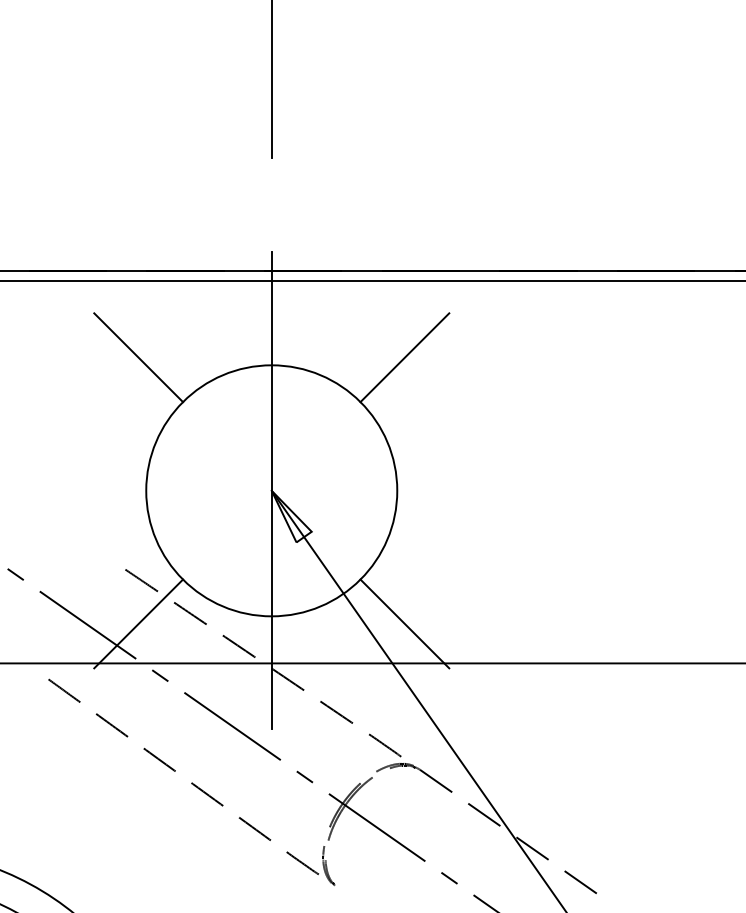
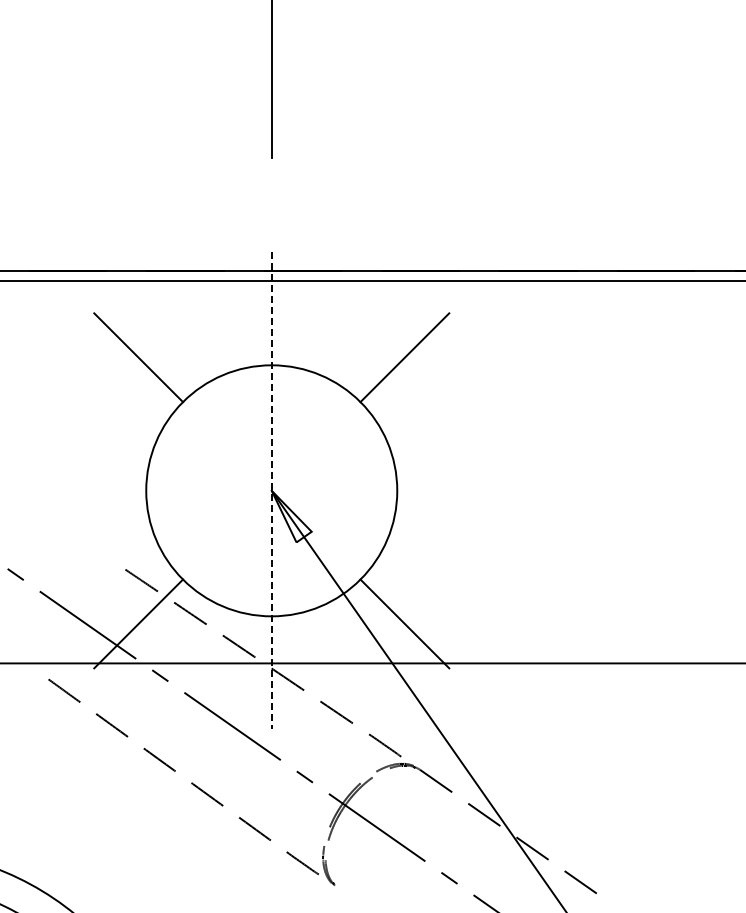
line: solid -> dashed (271, 490)
